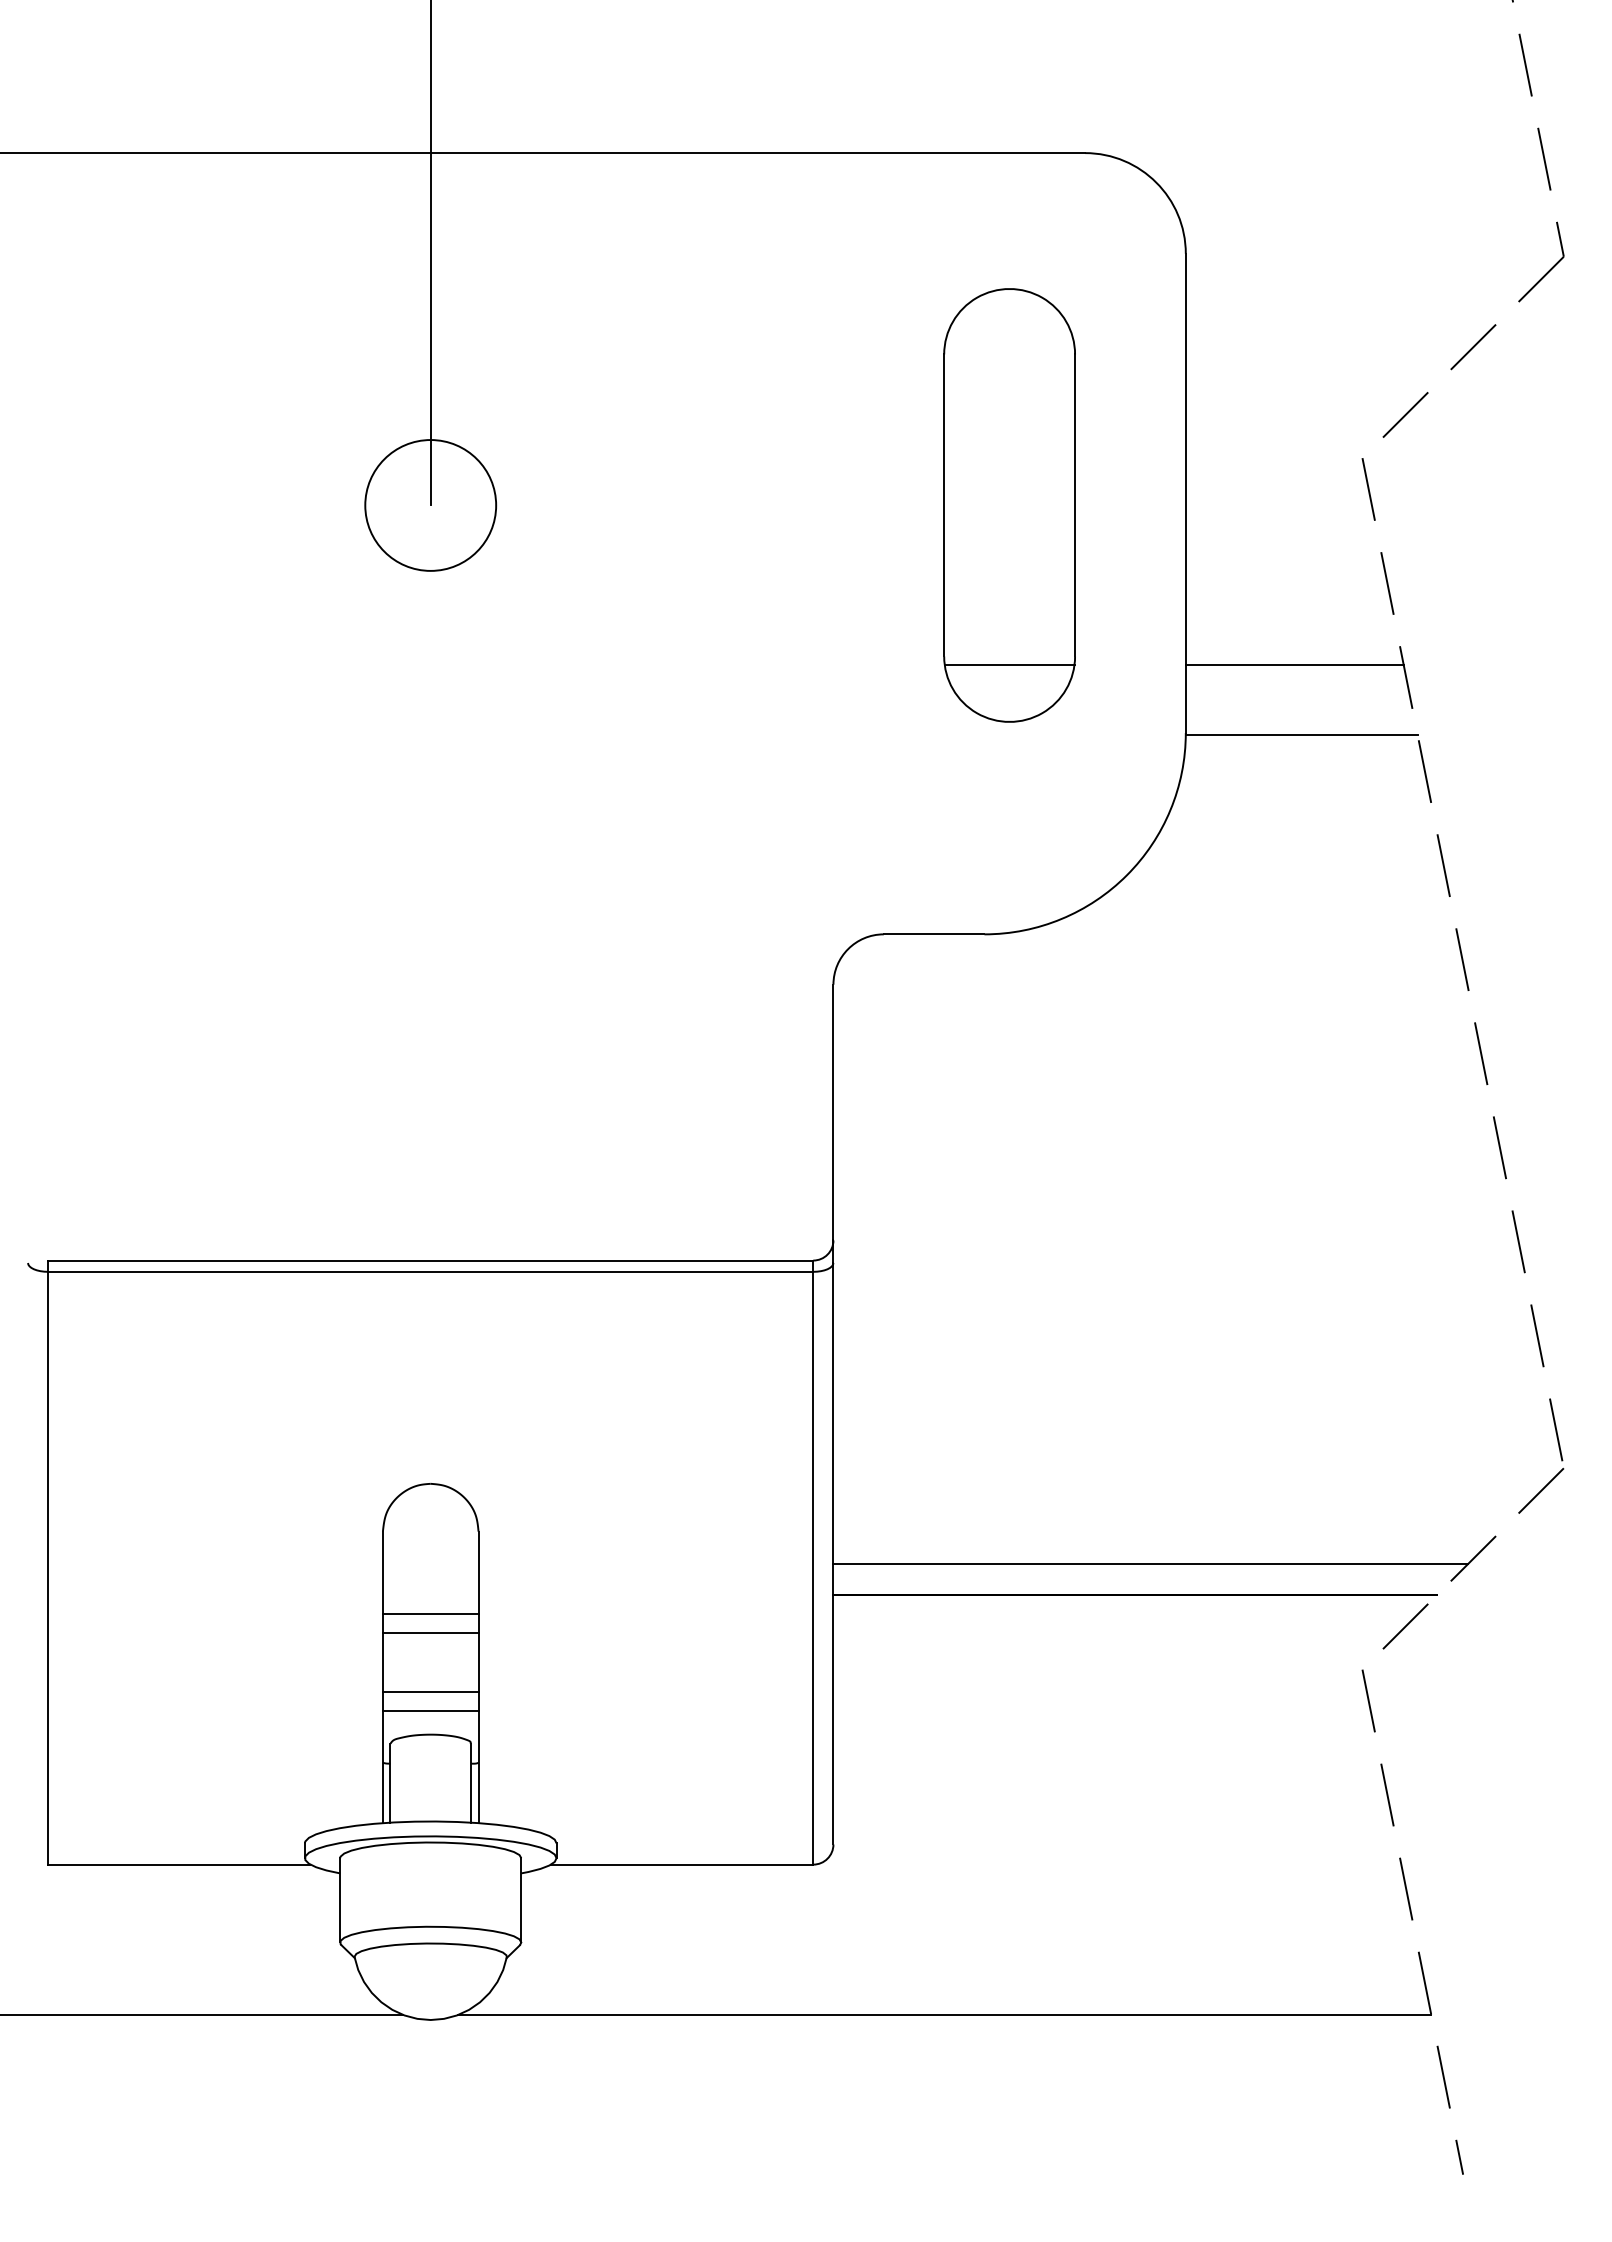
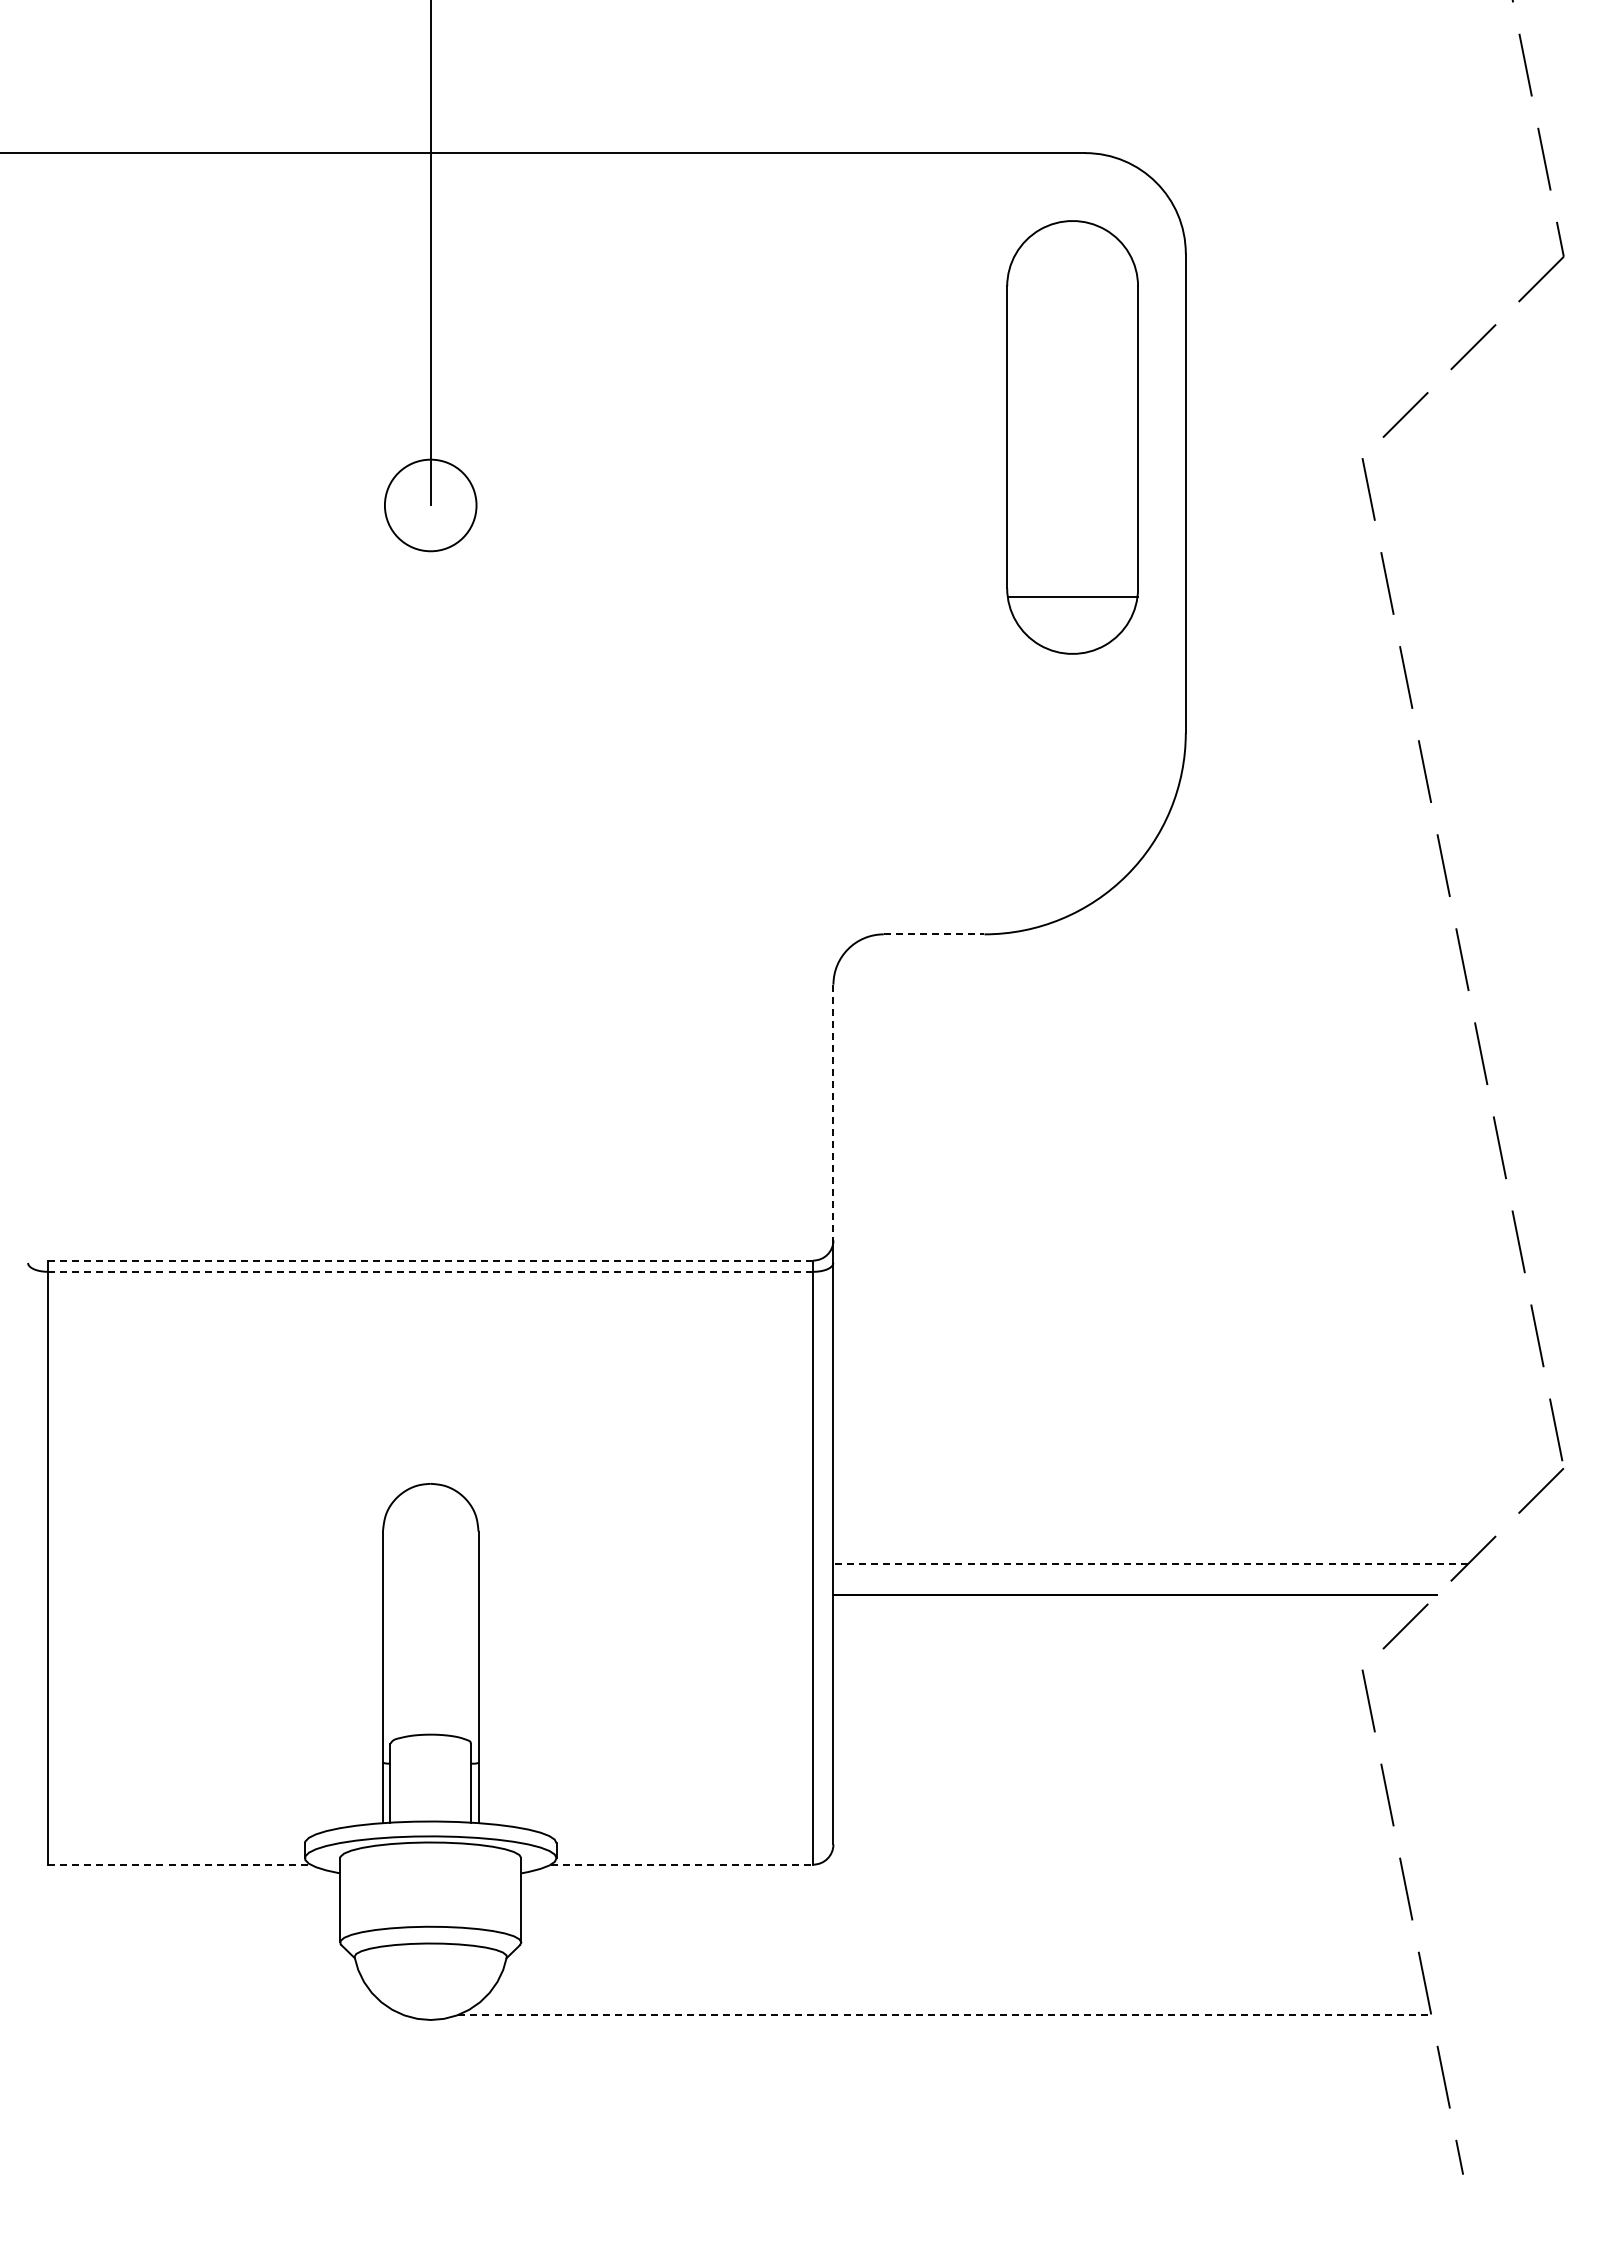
circle diameter: 131 px -> 92 px (430, 505)
part position: (1009, 505) -> (1072, 437) (1072, 437)
line: present -> none (1294, 665)
line: present -> none (1301, 735)
line: solid -> dashed (934, 934)
line: solid -> dashed (833, 1112)
line: solid -> dashed (430, 1260)
line: solid -> dashed (430, 1271)
line: solid -> dashed (1150, 1564)
line: present -> none (430, 1614)
line: present -> none (430, 1632)
line: present -> none (430, 1692)
line: present -> none (430, 1710)
line: solid -> dashed (179, 1864)
line: solid -> dashed (682, 1864)
line: present -> none (202, 2014)
line: solid -> dashed (945, 2014)
